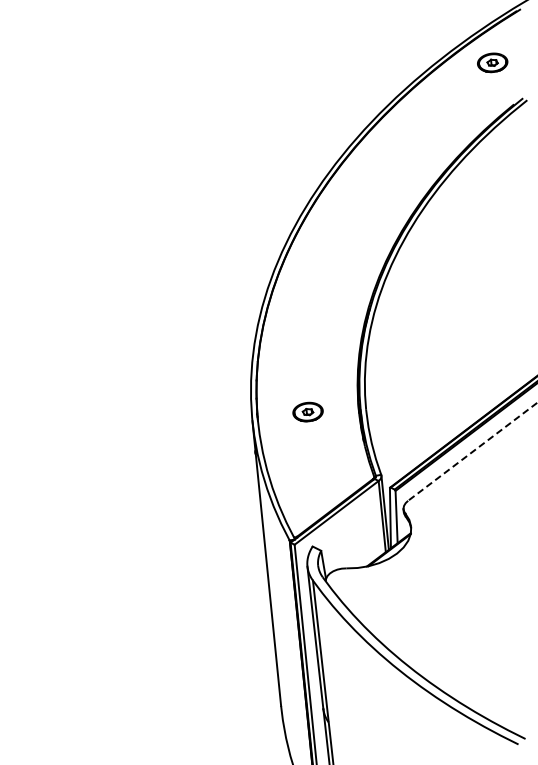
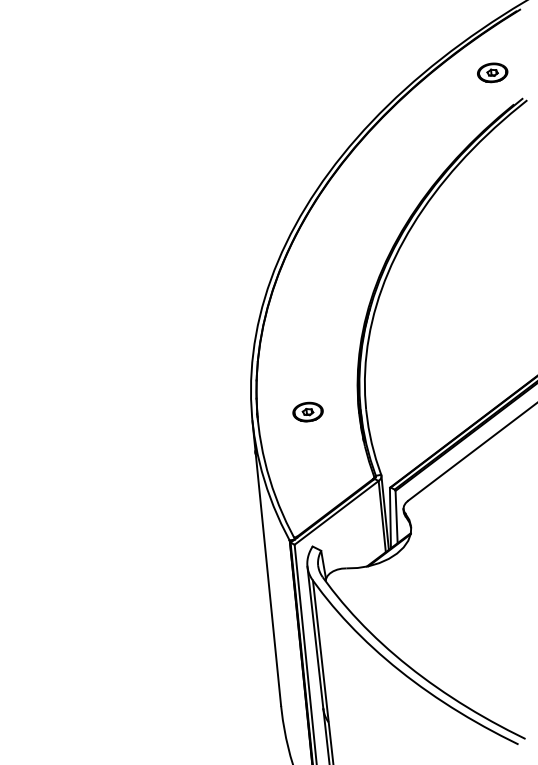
part position: (492, 62) -> (492, 72) (492, 72)
line: dashed -> solid (472, 451)
